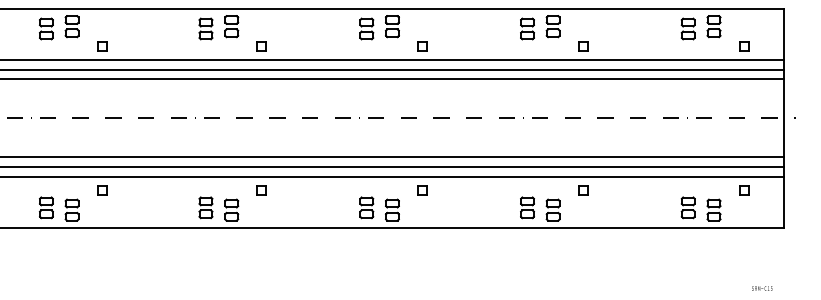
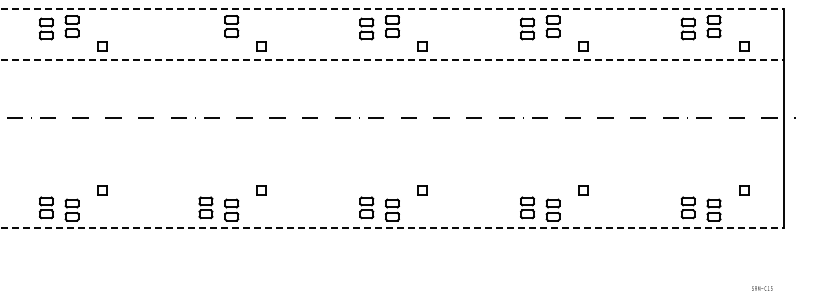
line: solid -> dashed (392, 9)
part: present -> none (205, 28)
line: solid -> dashed (392, 59)
line: present -> none (392, 69)
line: present -> none (392, 79)
line: present -> none (392, 157)
line: present -> none (392, 167)
line: present -> none (392, 177)
line: solid -> dashed (392, 227)
